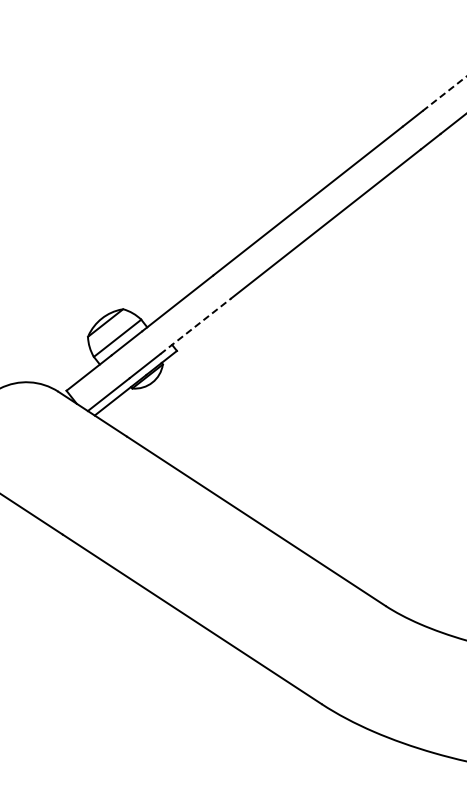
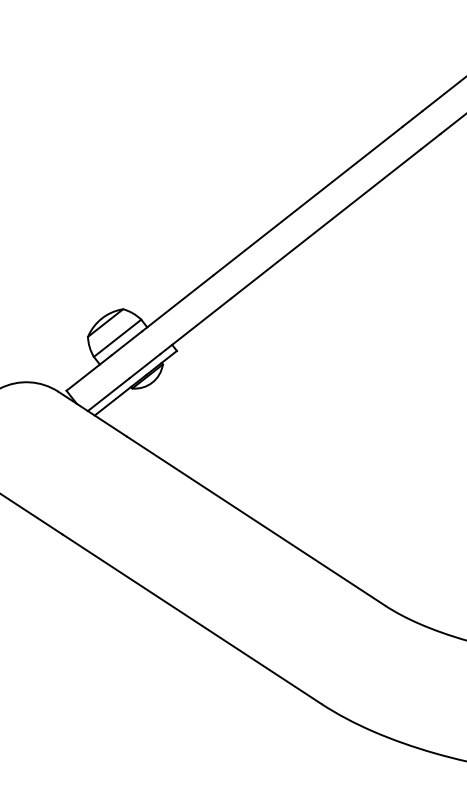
line: dashed -> solid (444, 93)
line: dashed -> solid (196, 326)
